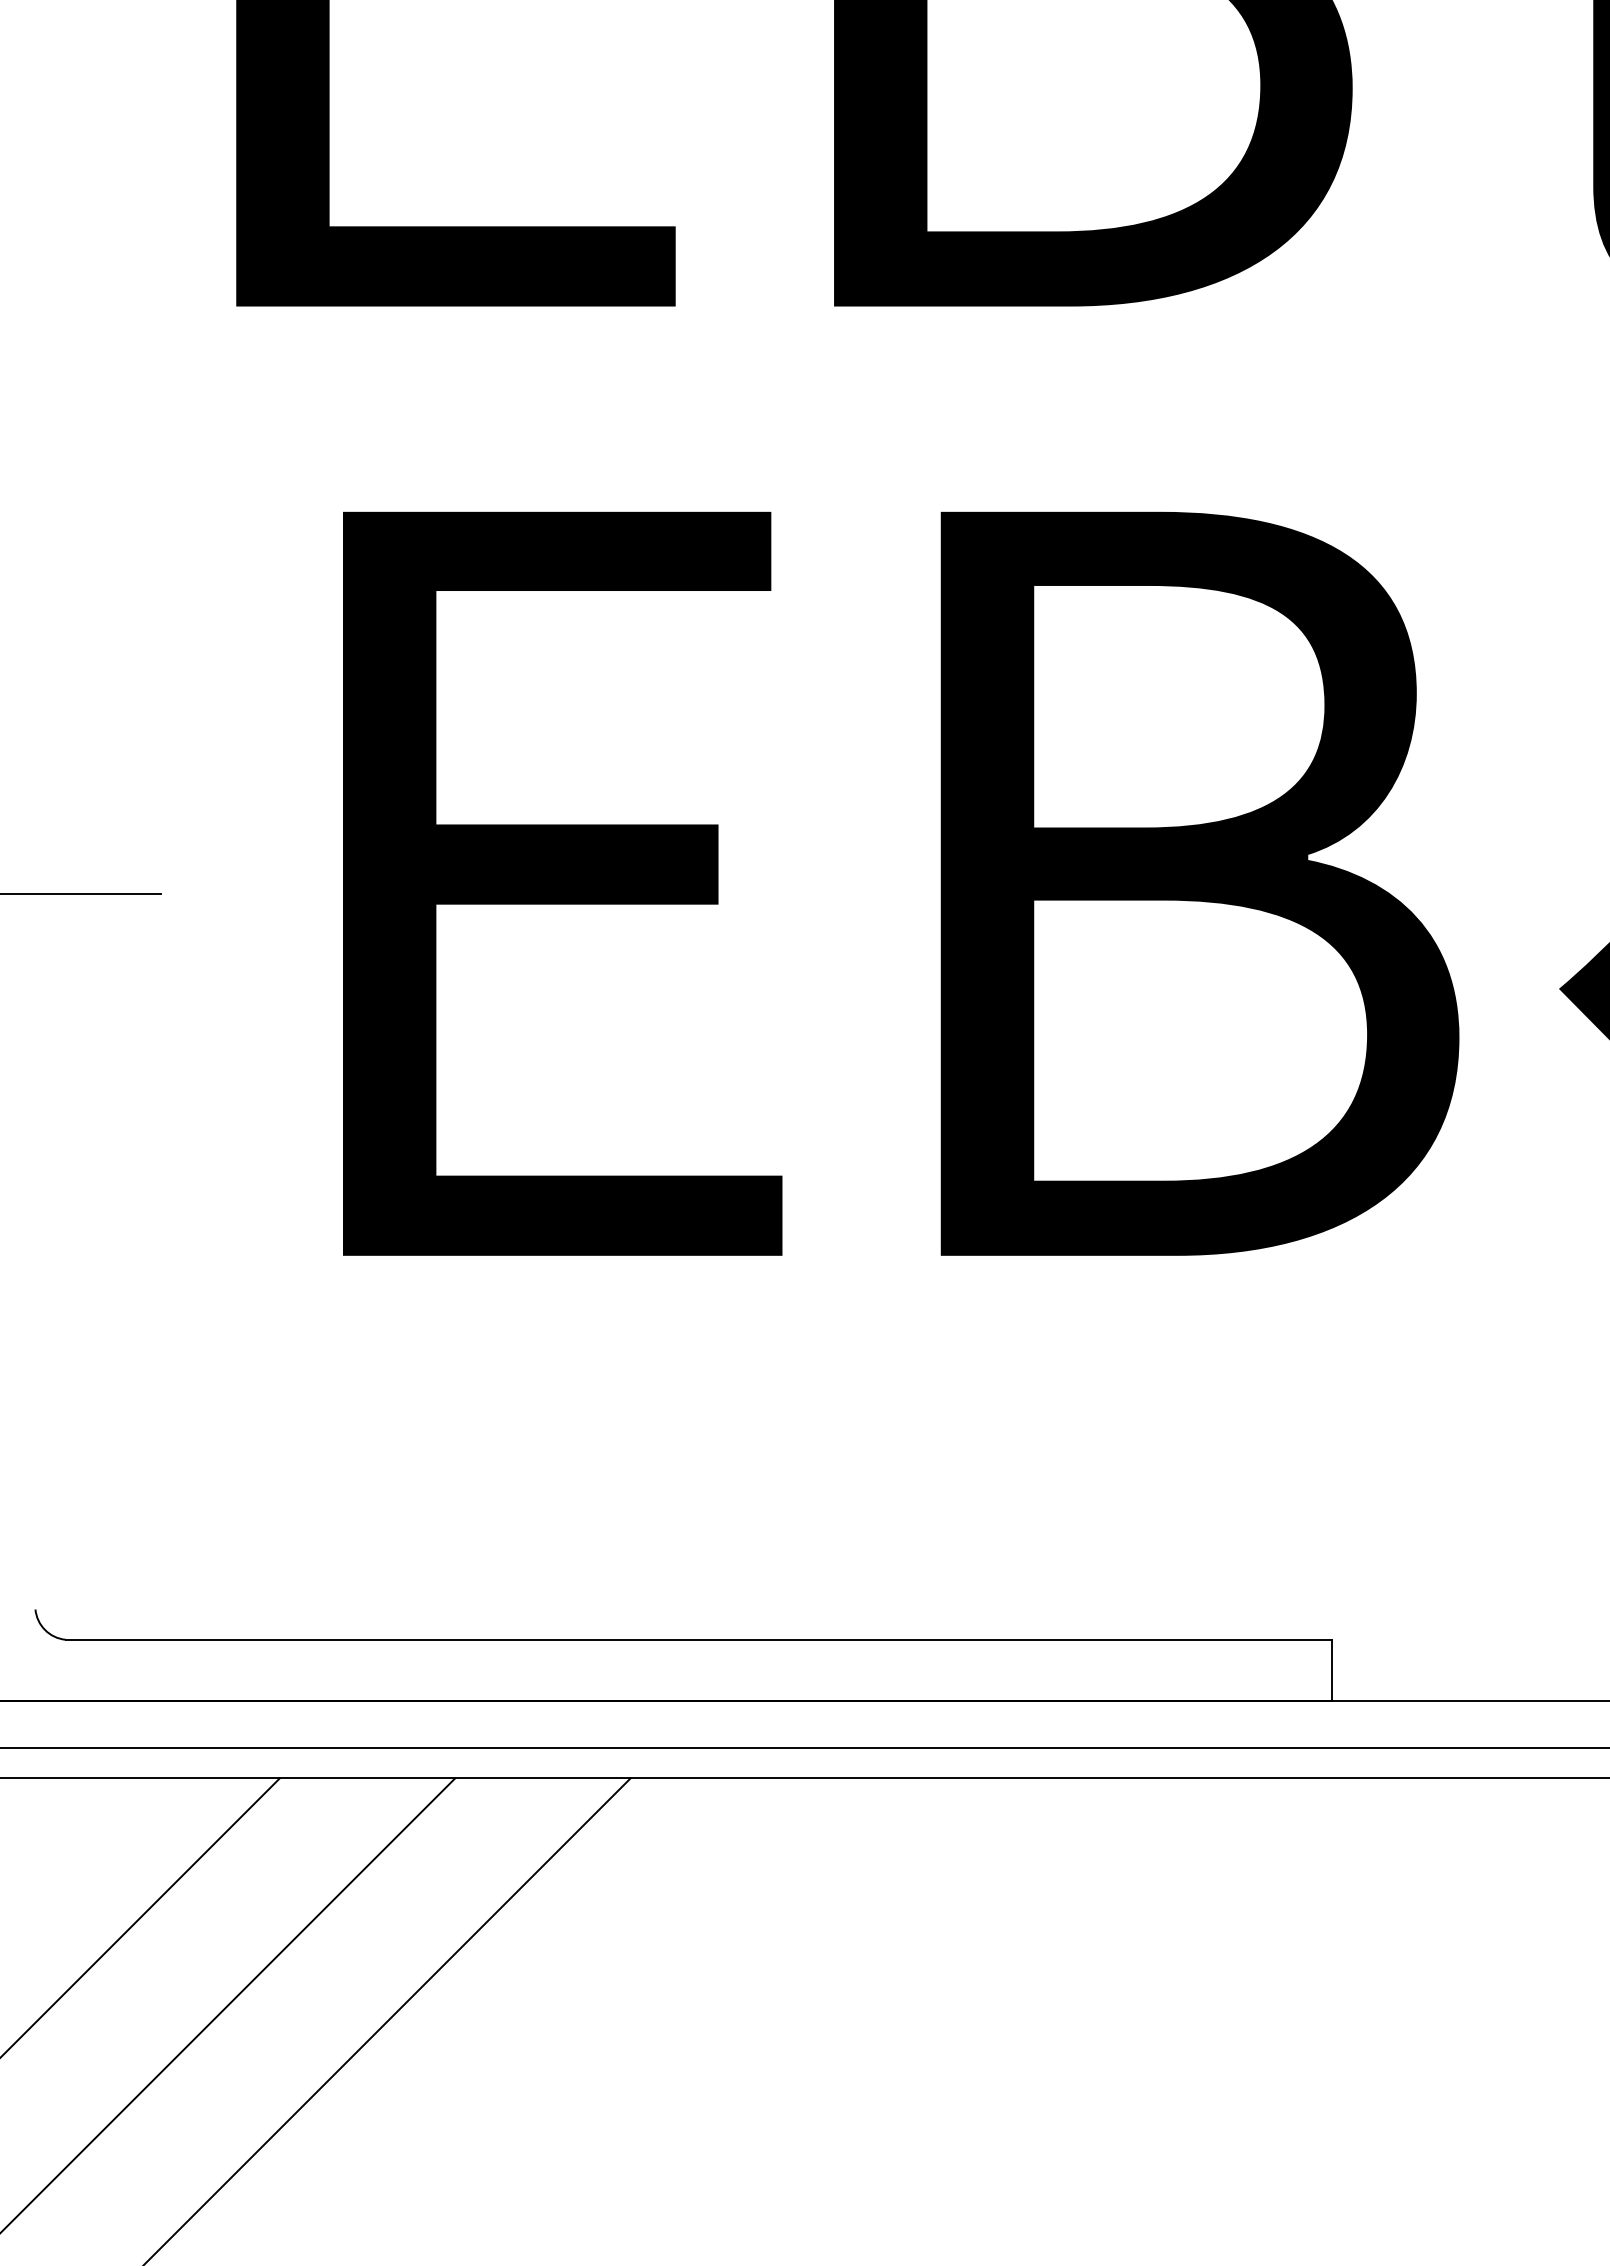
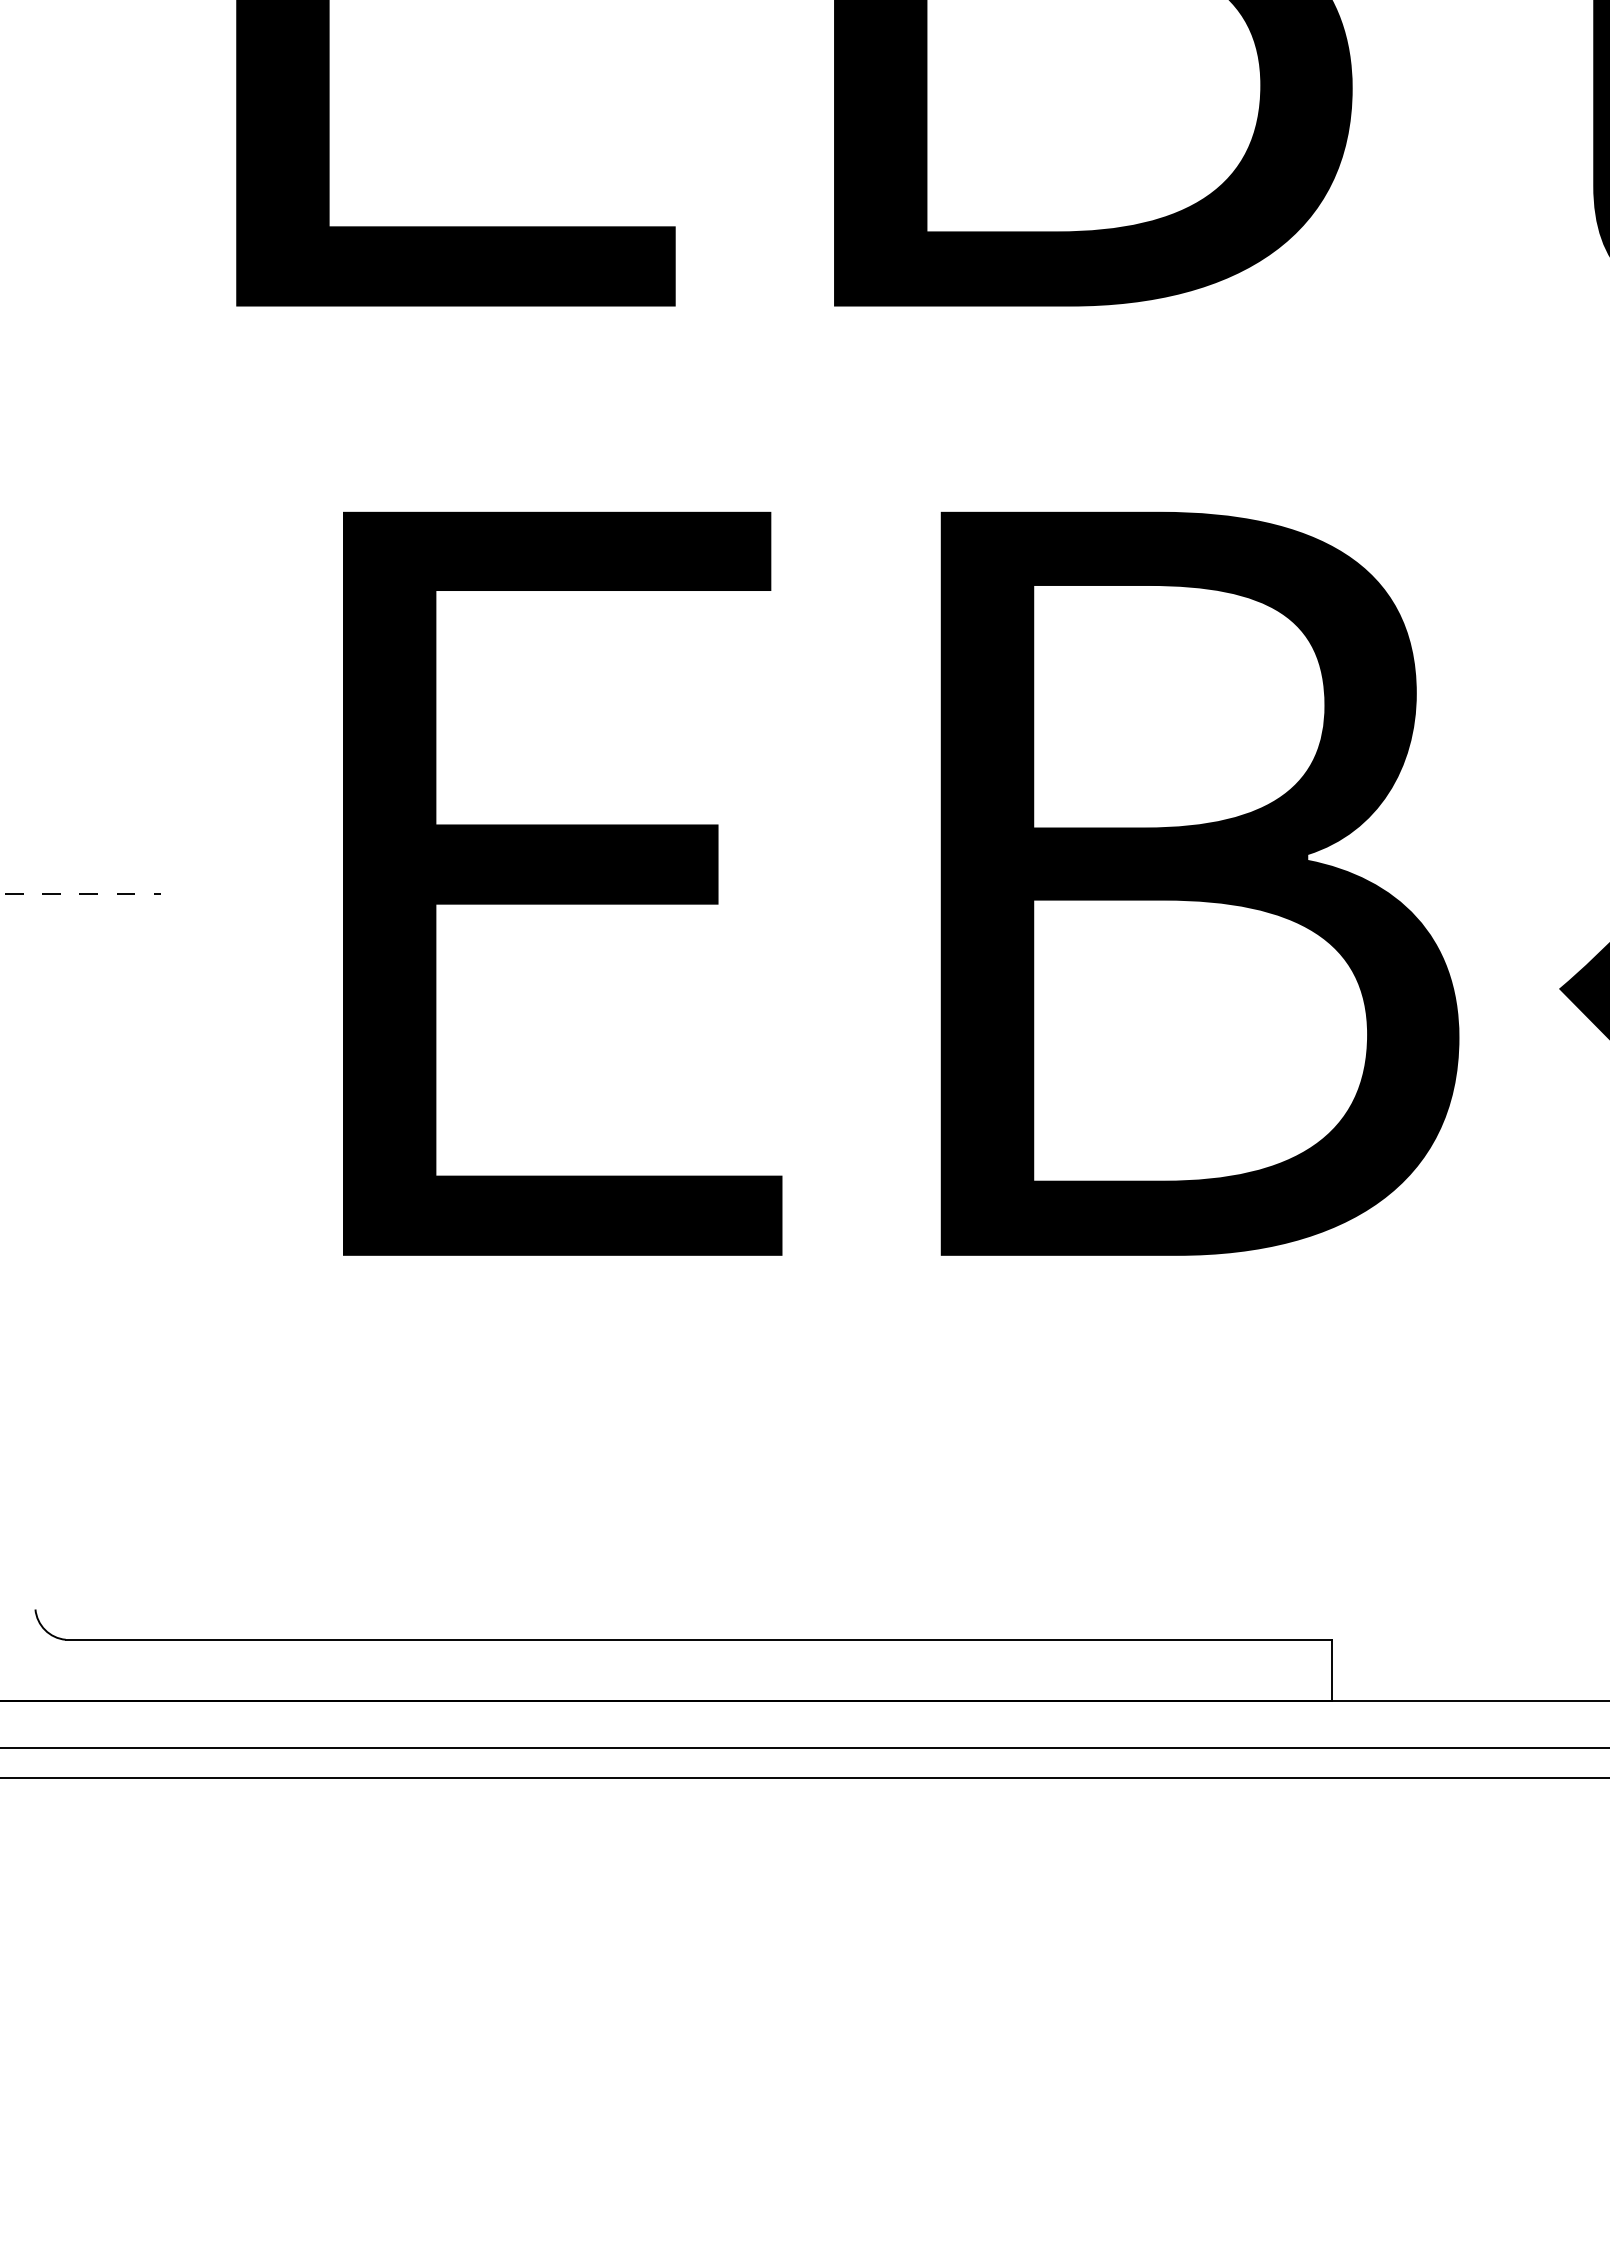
line: solid -> dashed (81, 894)
line: present -> none (140, 1916)
line: present -> none (228, 2004)
line: present -> none (388, 2020)
